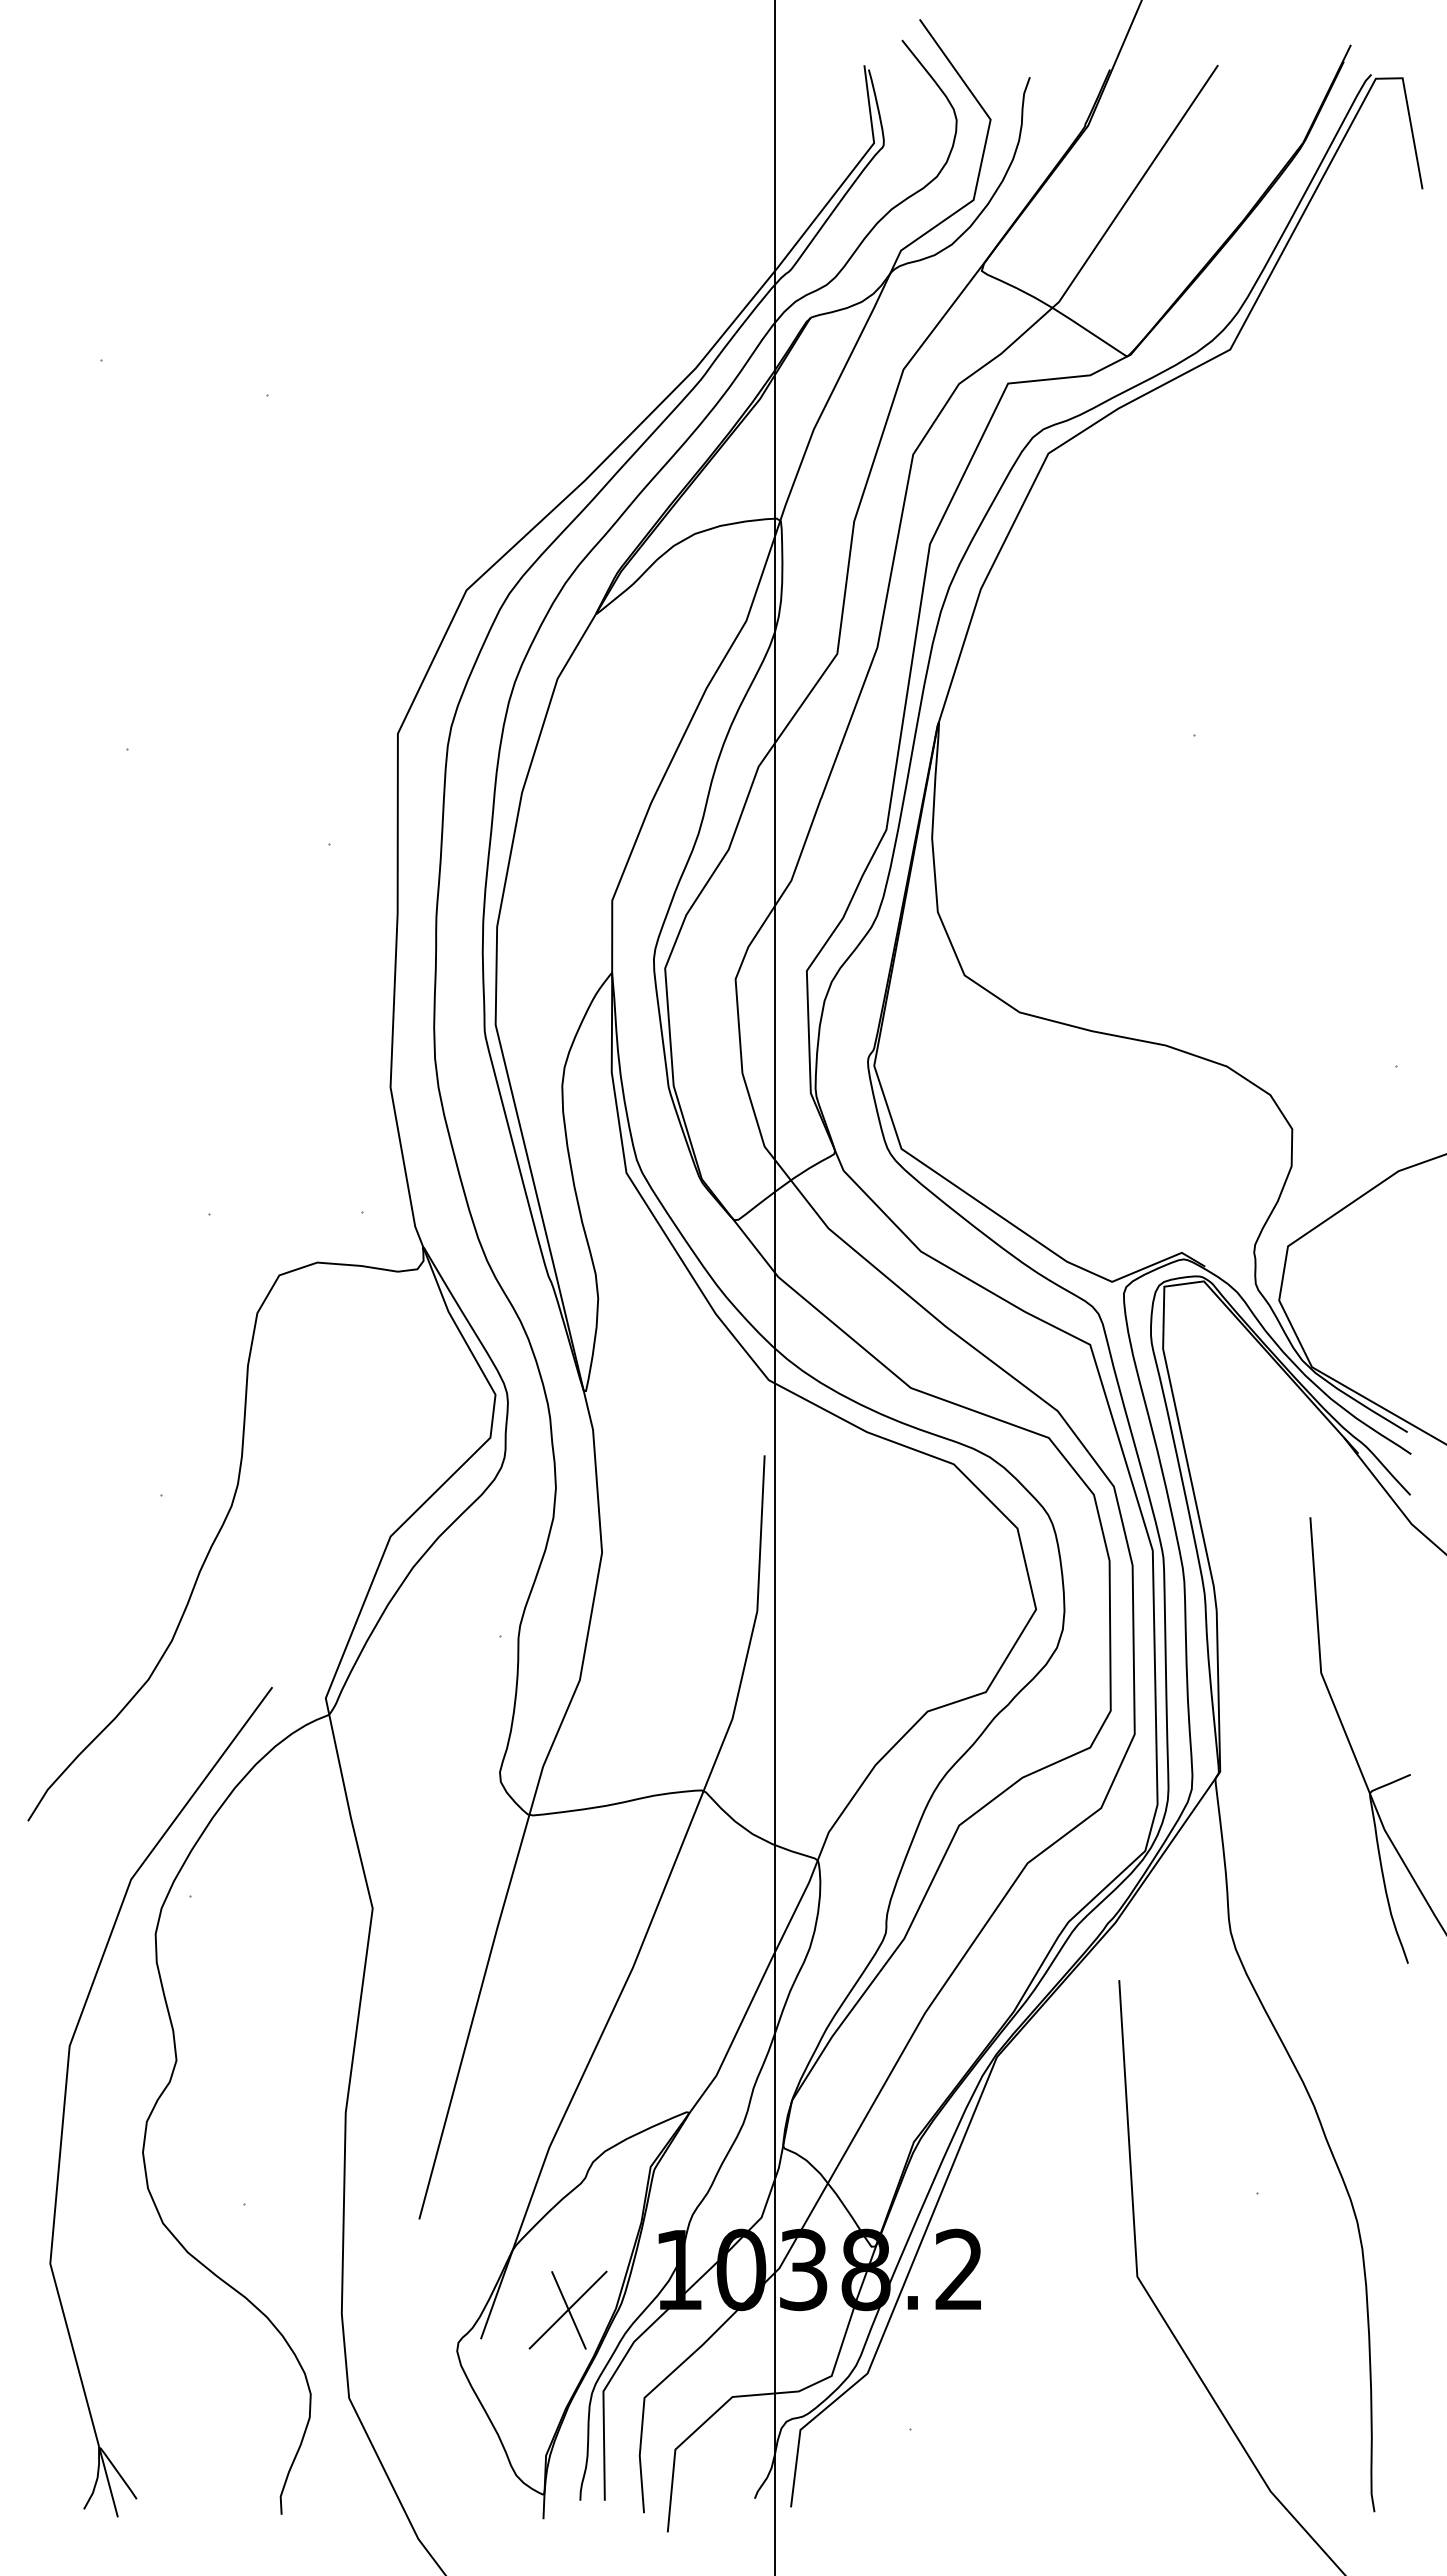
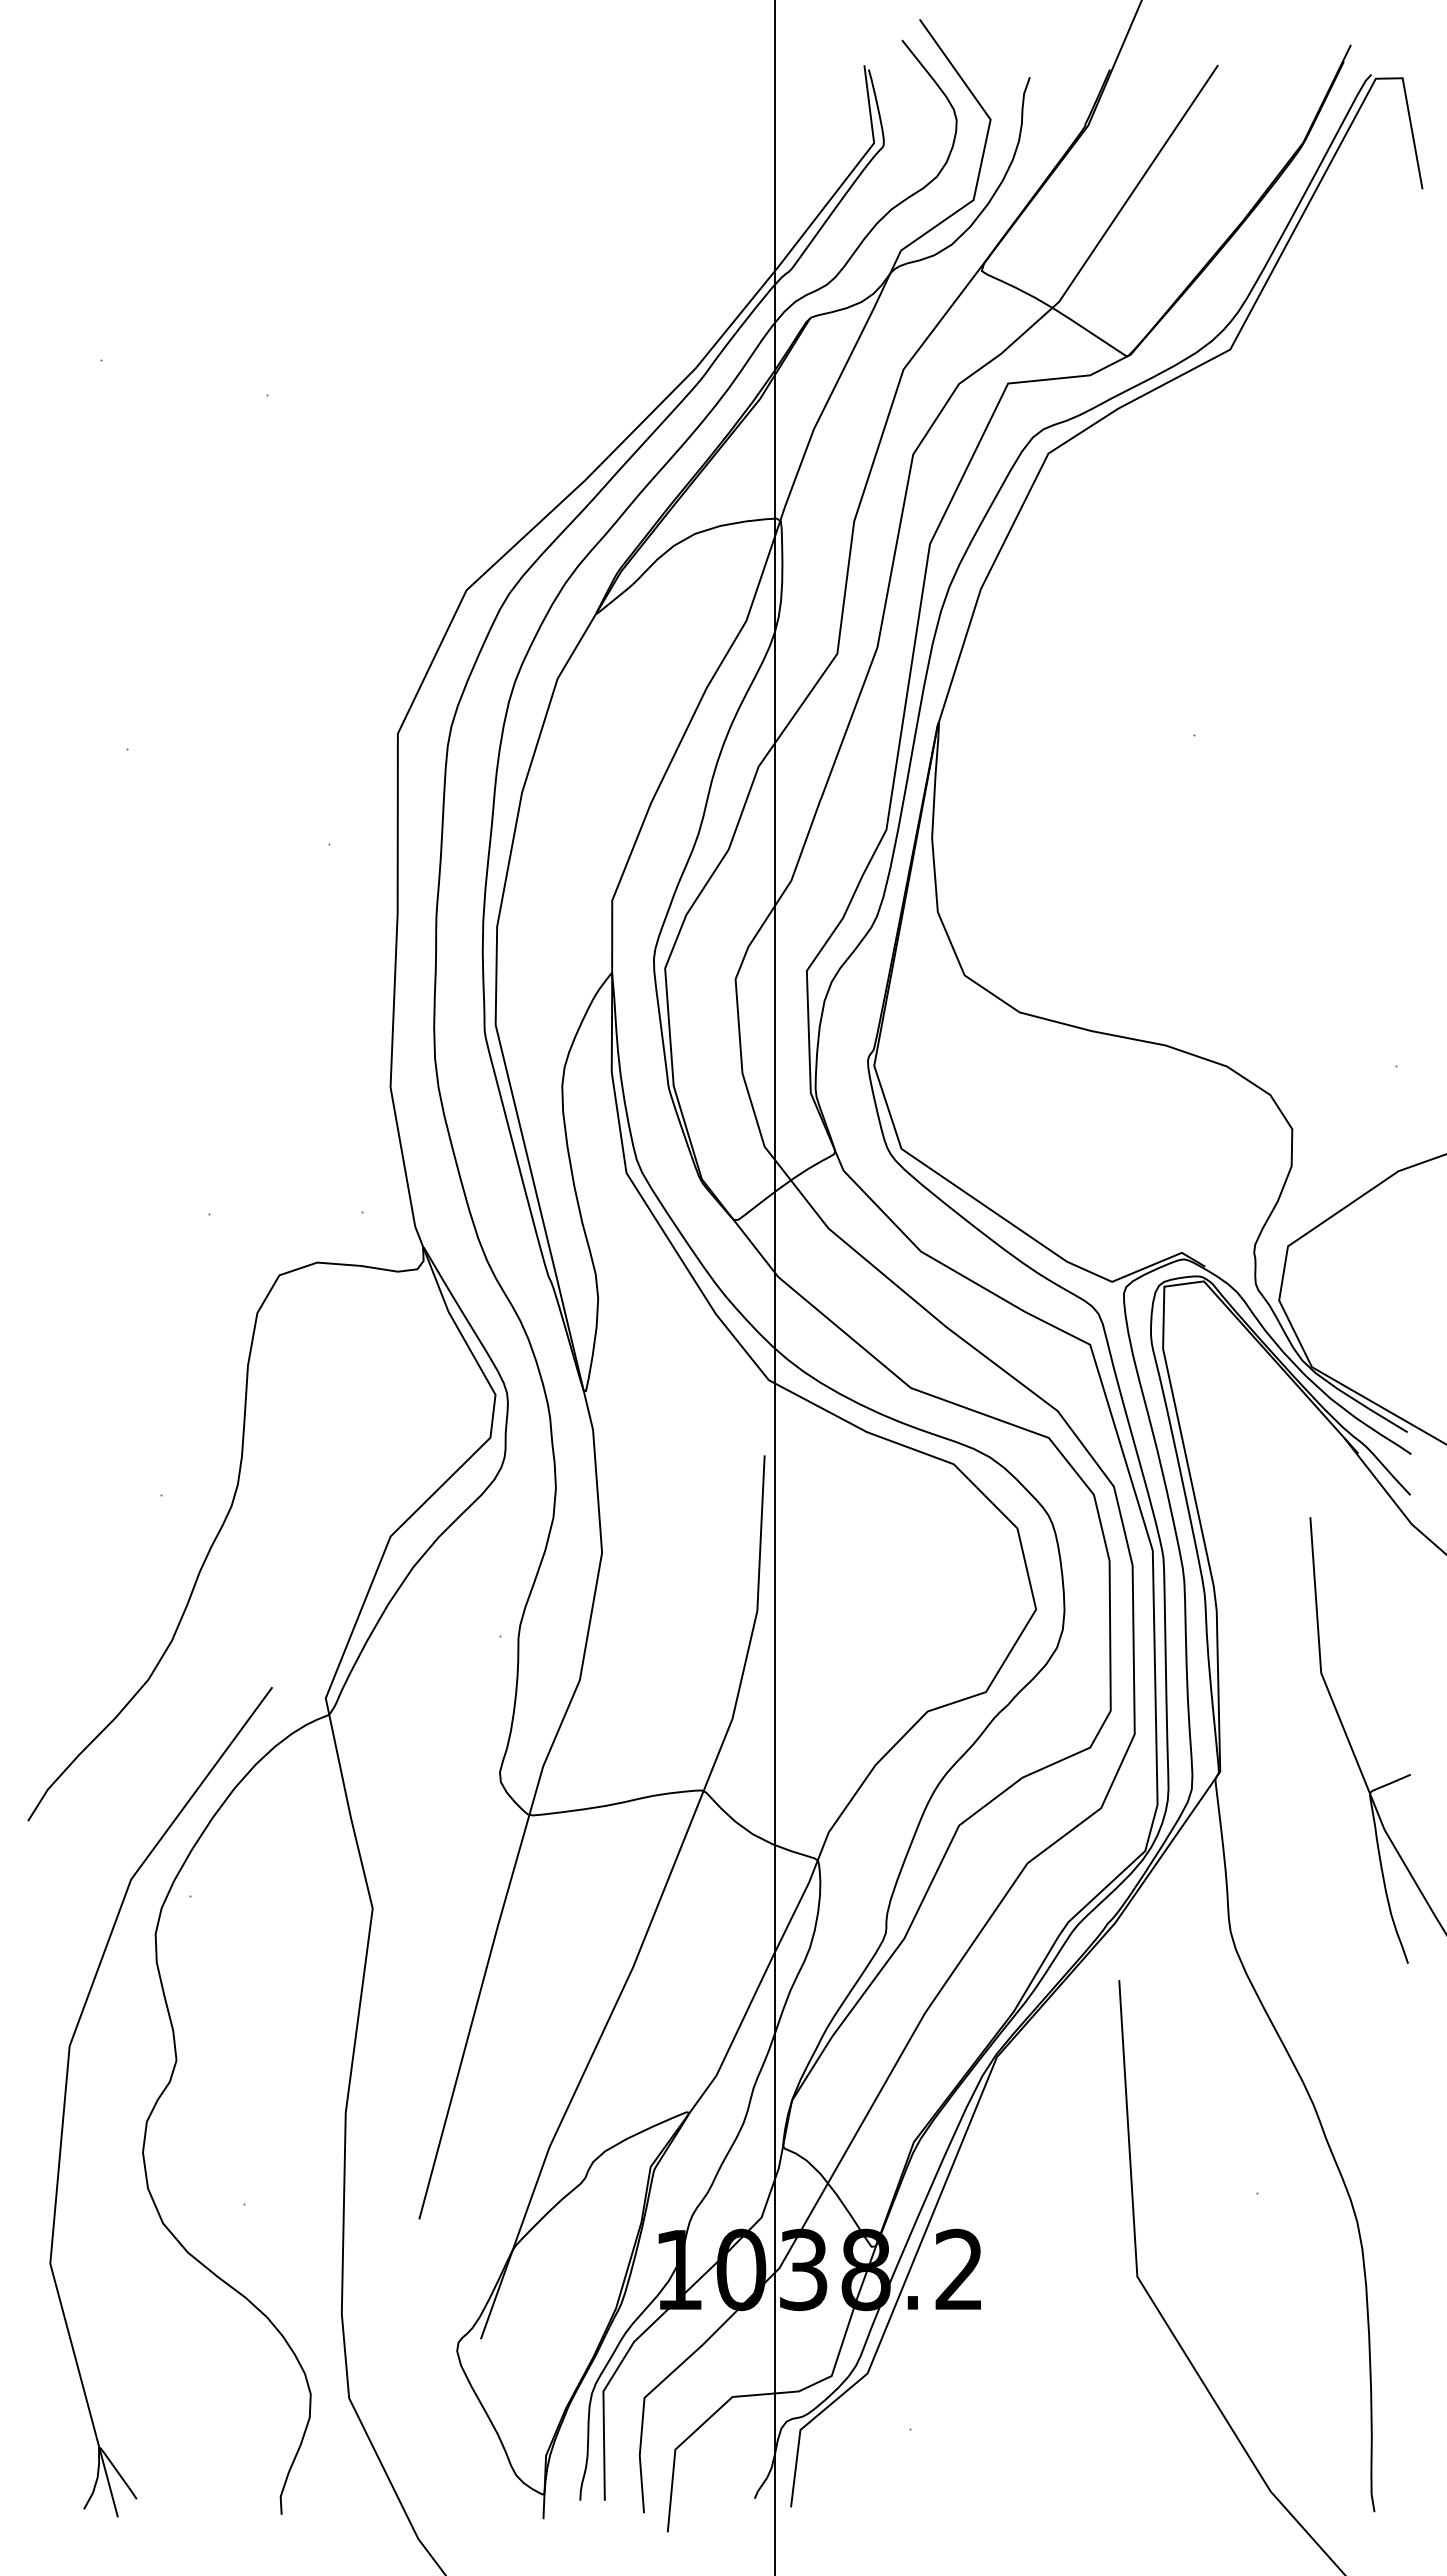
part: present -> none (567, 2309)
